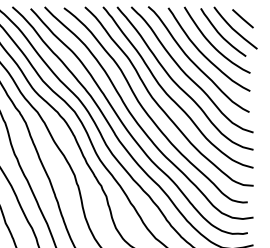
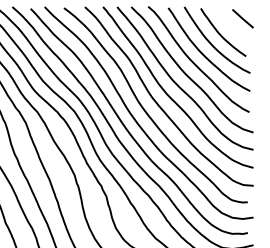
curve: present -> none (235, 29)
